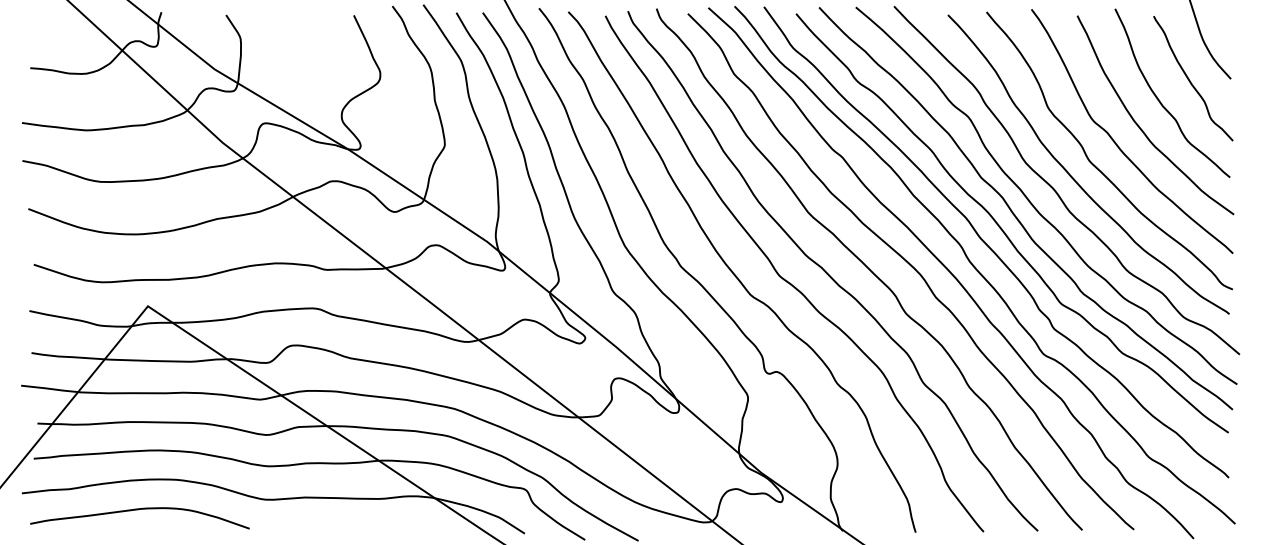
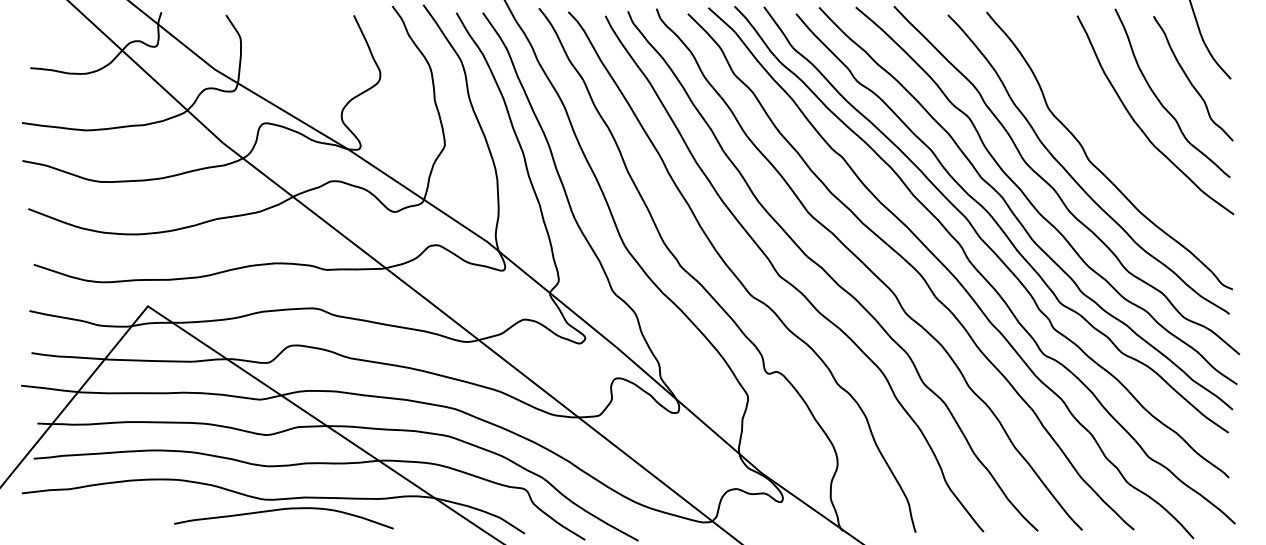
curve: present -> none (1116, 142)
curve position: (138, 510) -> (282, 510) (282, 510)
